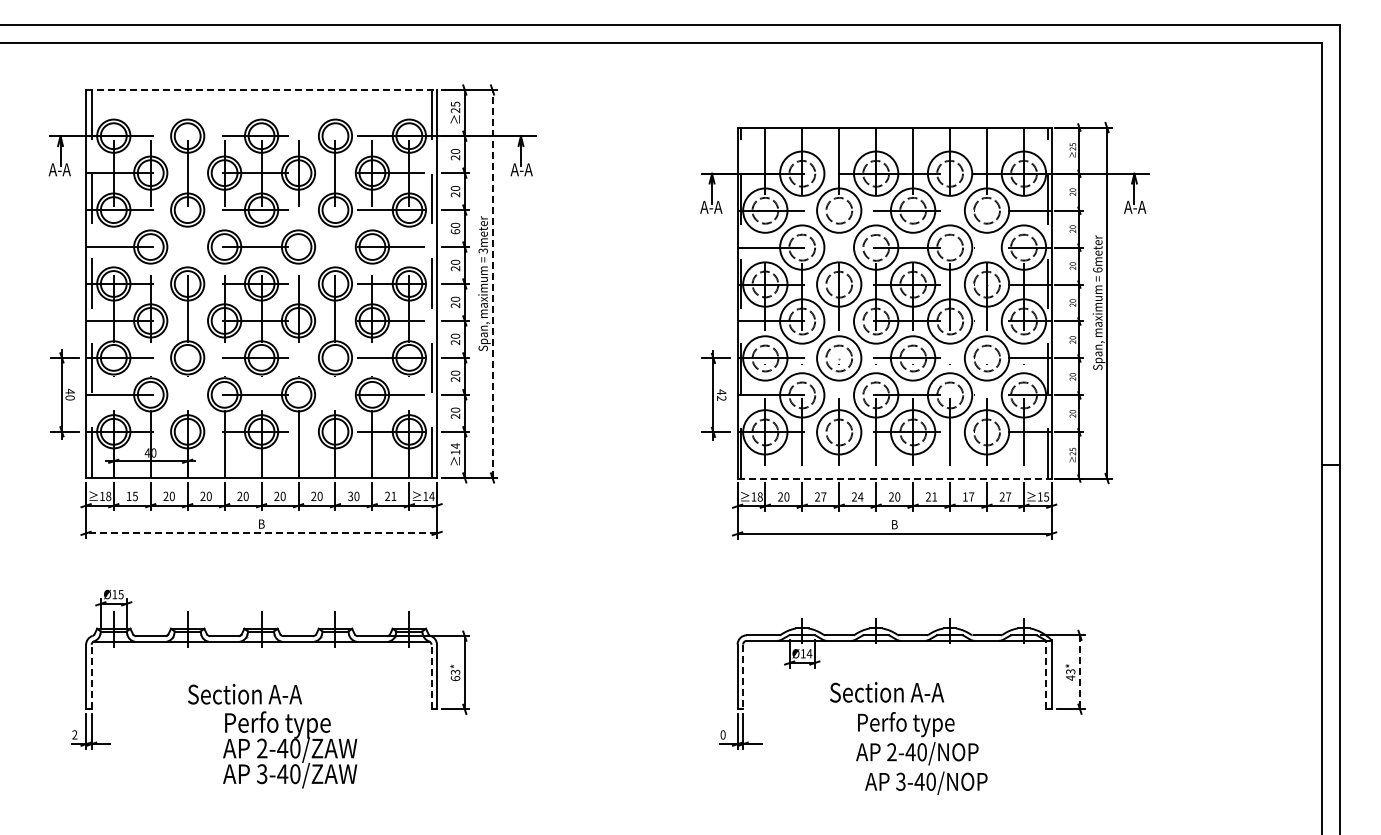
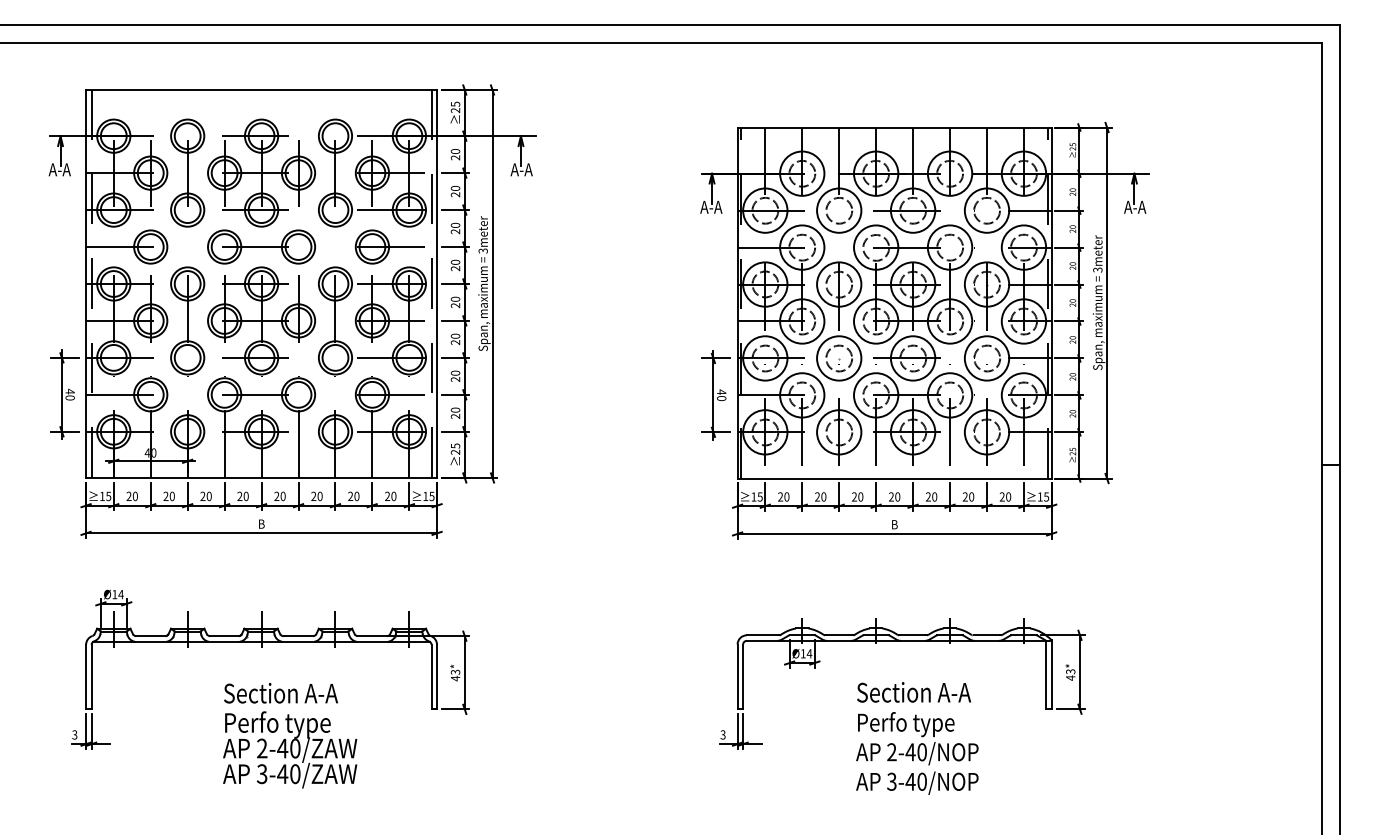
line: dashed -> solid (261, 90)
text: 60 -> 20 (455, 231)
text: 6meter -> 3meter (1097, 269)
line: dashed -> solid (492, 284)
text: 42 -> 40 (721, 398)
text: 14 -> 25 (455, 448)
line: dashed -> solid (895, 478)
text: 18 -> 15 (108, 495)
text: 15 -> 20 (131, 495)
text: 21 -> 20 (393, 495)
text: 30 -> 20 (350, 496)
text: 14 -> 15 (431, 496)
text: 18 -> 15 (759, 496)
text: 27 -> 20 (823, 496)
text: 24 -> 20 (860, 496)
text: 21 -> 20 (934, 496)
text: 17 -> 20 (968, 496)
text: 27 -> 20 (1008, 496)
line: dashed -> solid (261, 533)
text: Ø15 -> Ø14 (120, 594)
line: dashed -> solid (1079, 672)
line: dashed -> solid (1046, 674)
line: dashed -> solid (91, 676)
line: dashed -> solid (431, 676)
line: dashed -> solid (743, 677)
text: 63* -> 43* (455, 678)
text position: (887, 692) -> (914, 692) (914, 692)
text position: (244, 694) -> (280, 693) (280, 693)
text: 0 -> 3 (722, 734)
text: 2 -> 3 (74, 735)
text position: (926, 782) -> (917, 782) (917, 782)
